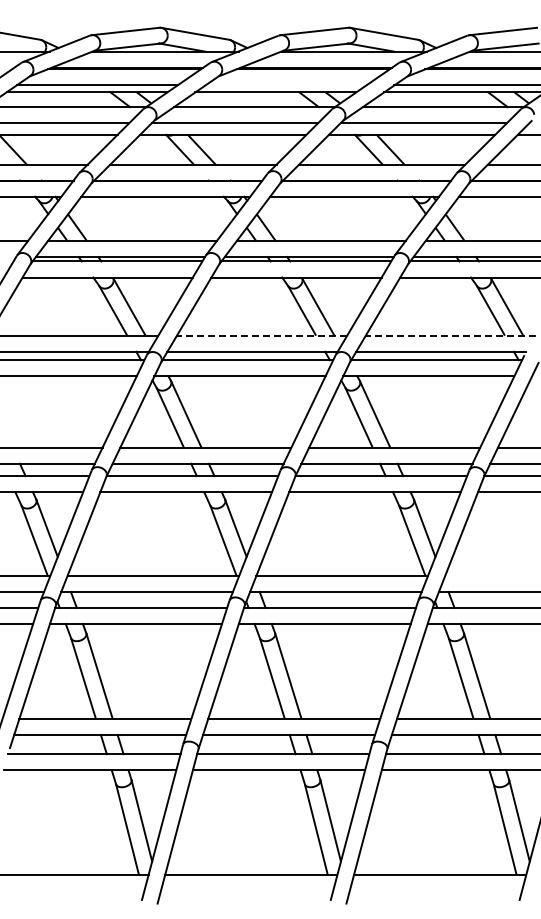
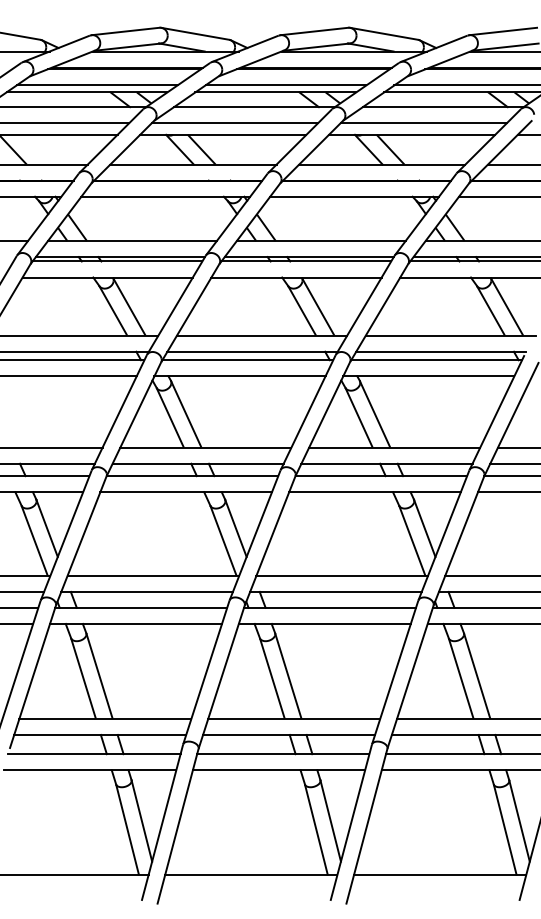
line: none -> present (285, 85)
line: dashed -> solid (261, 335)
line: dashed -> solid (450, 335)
line: none -> present (491, 575)
